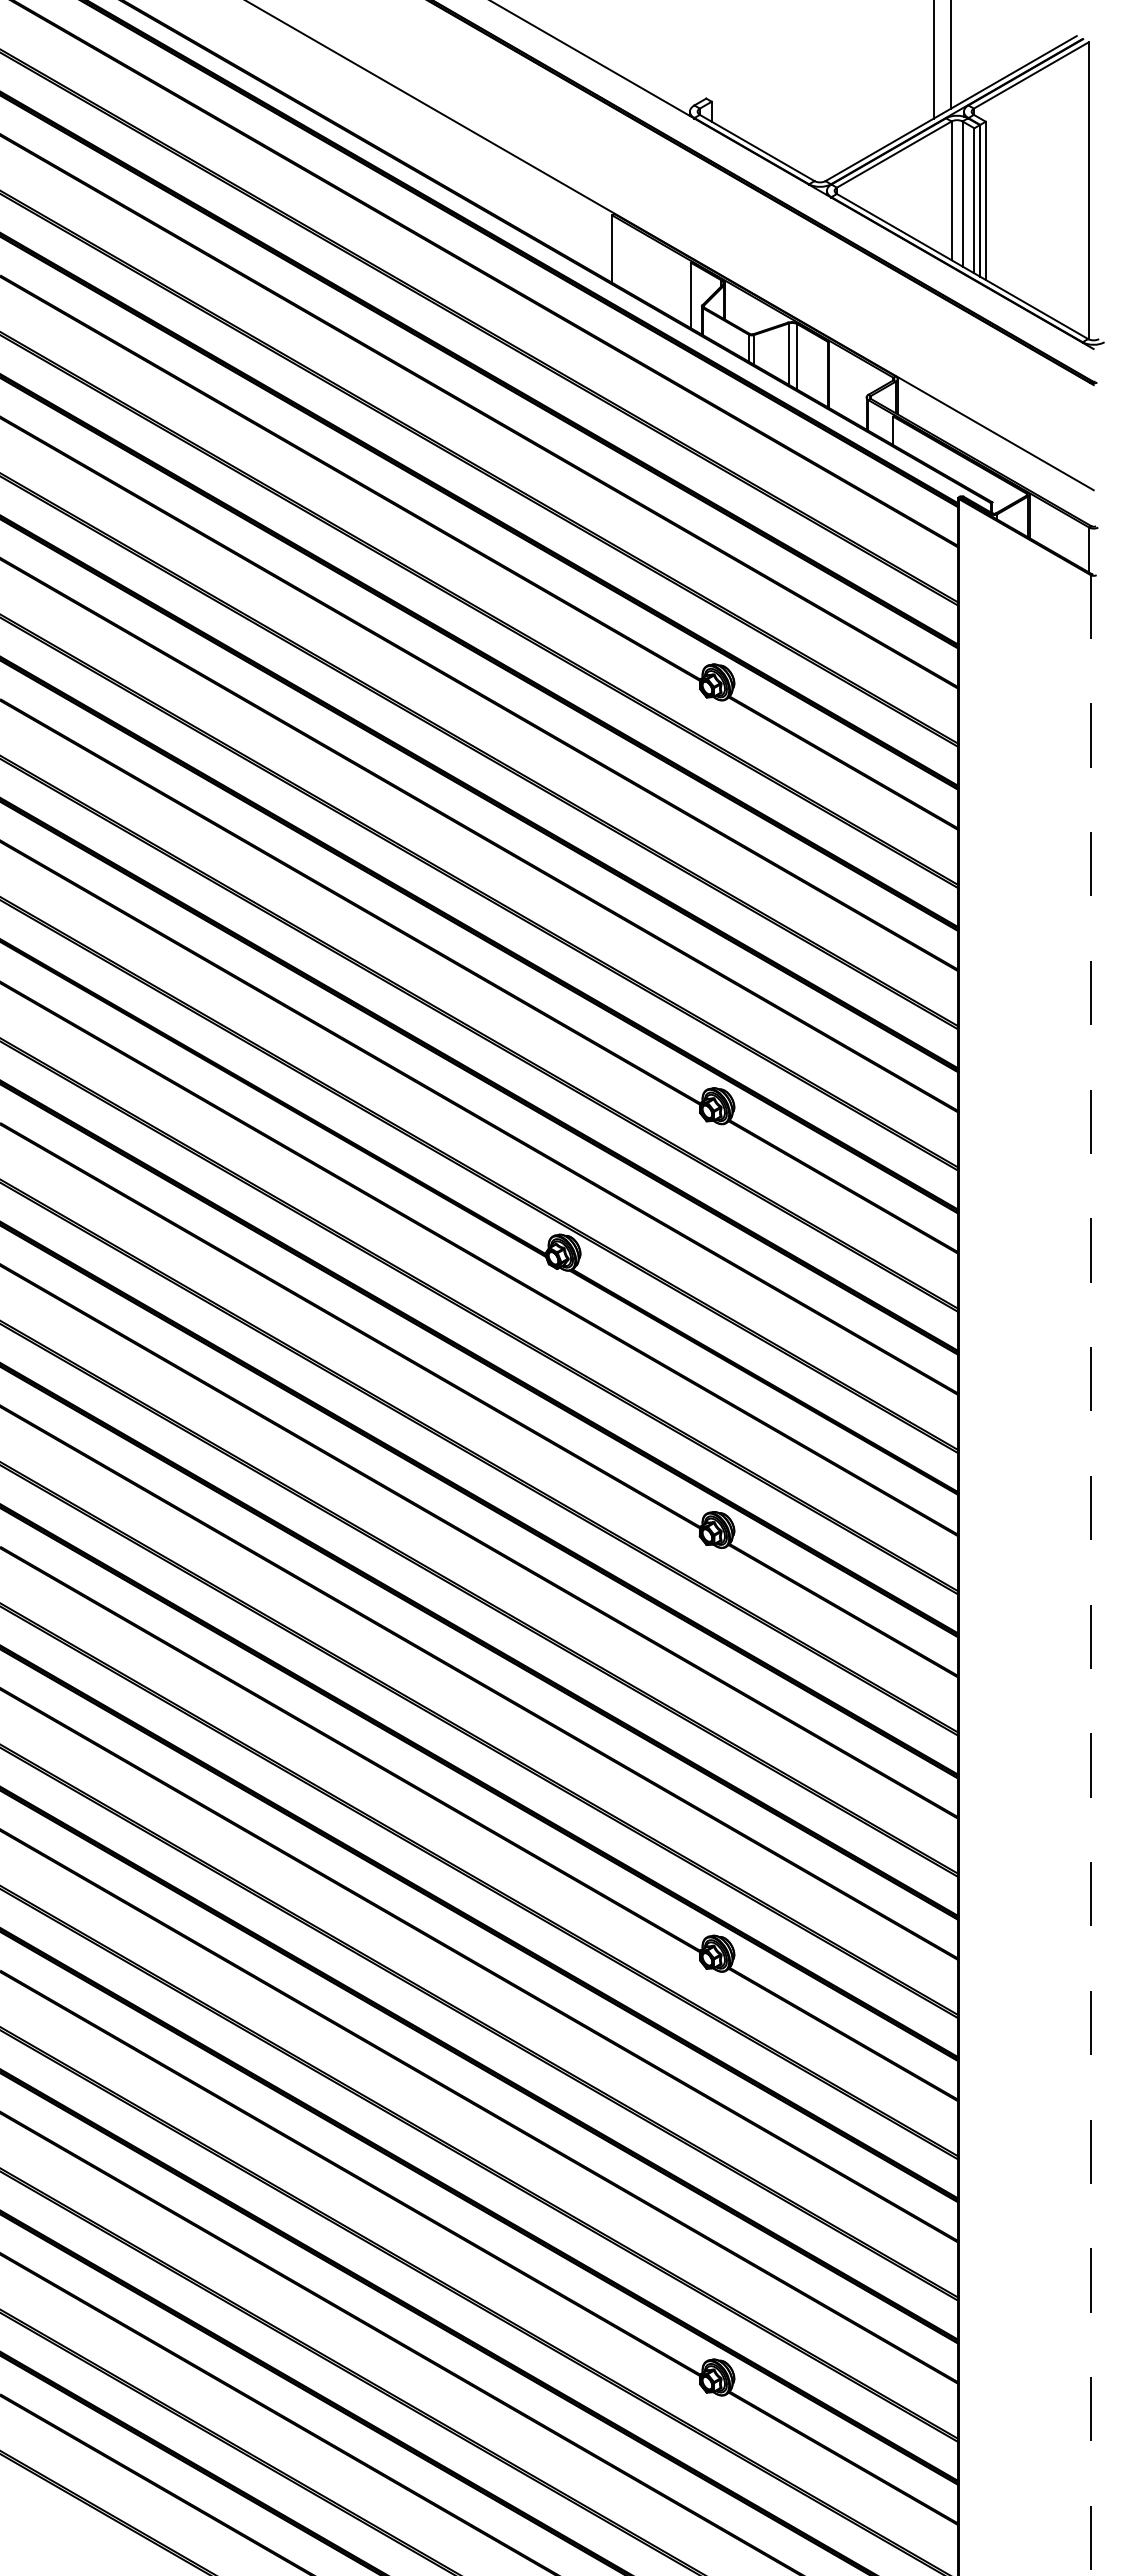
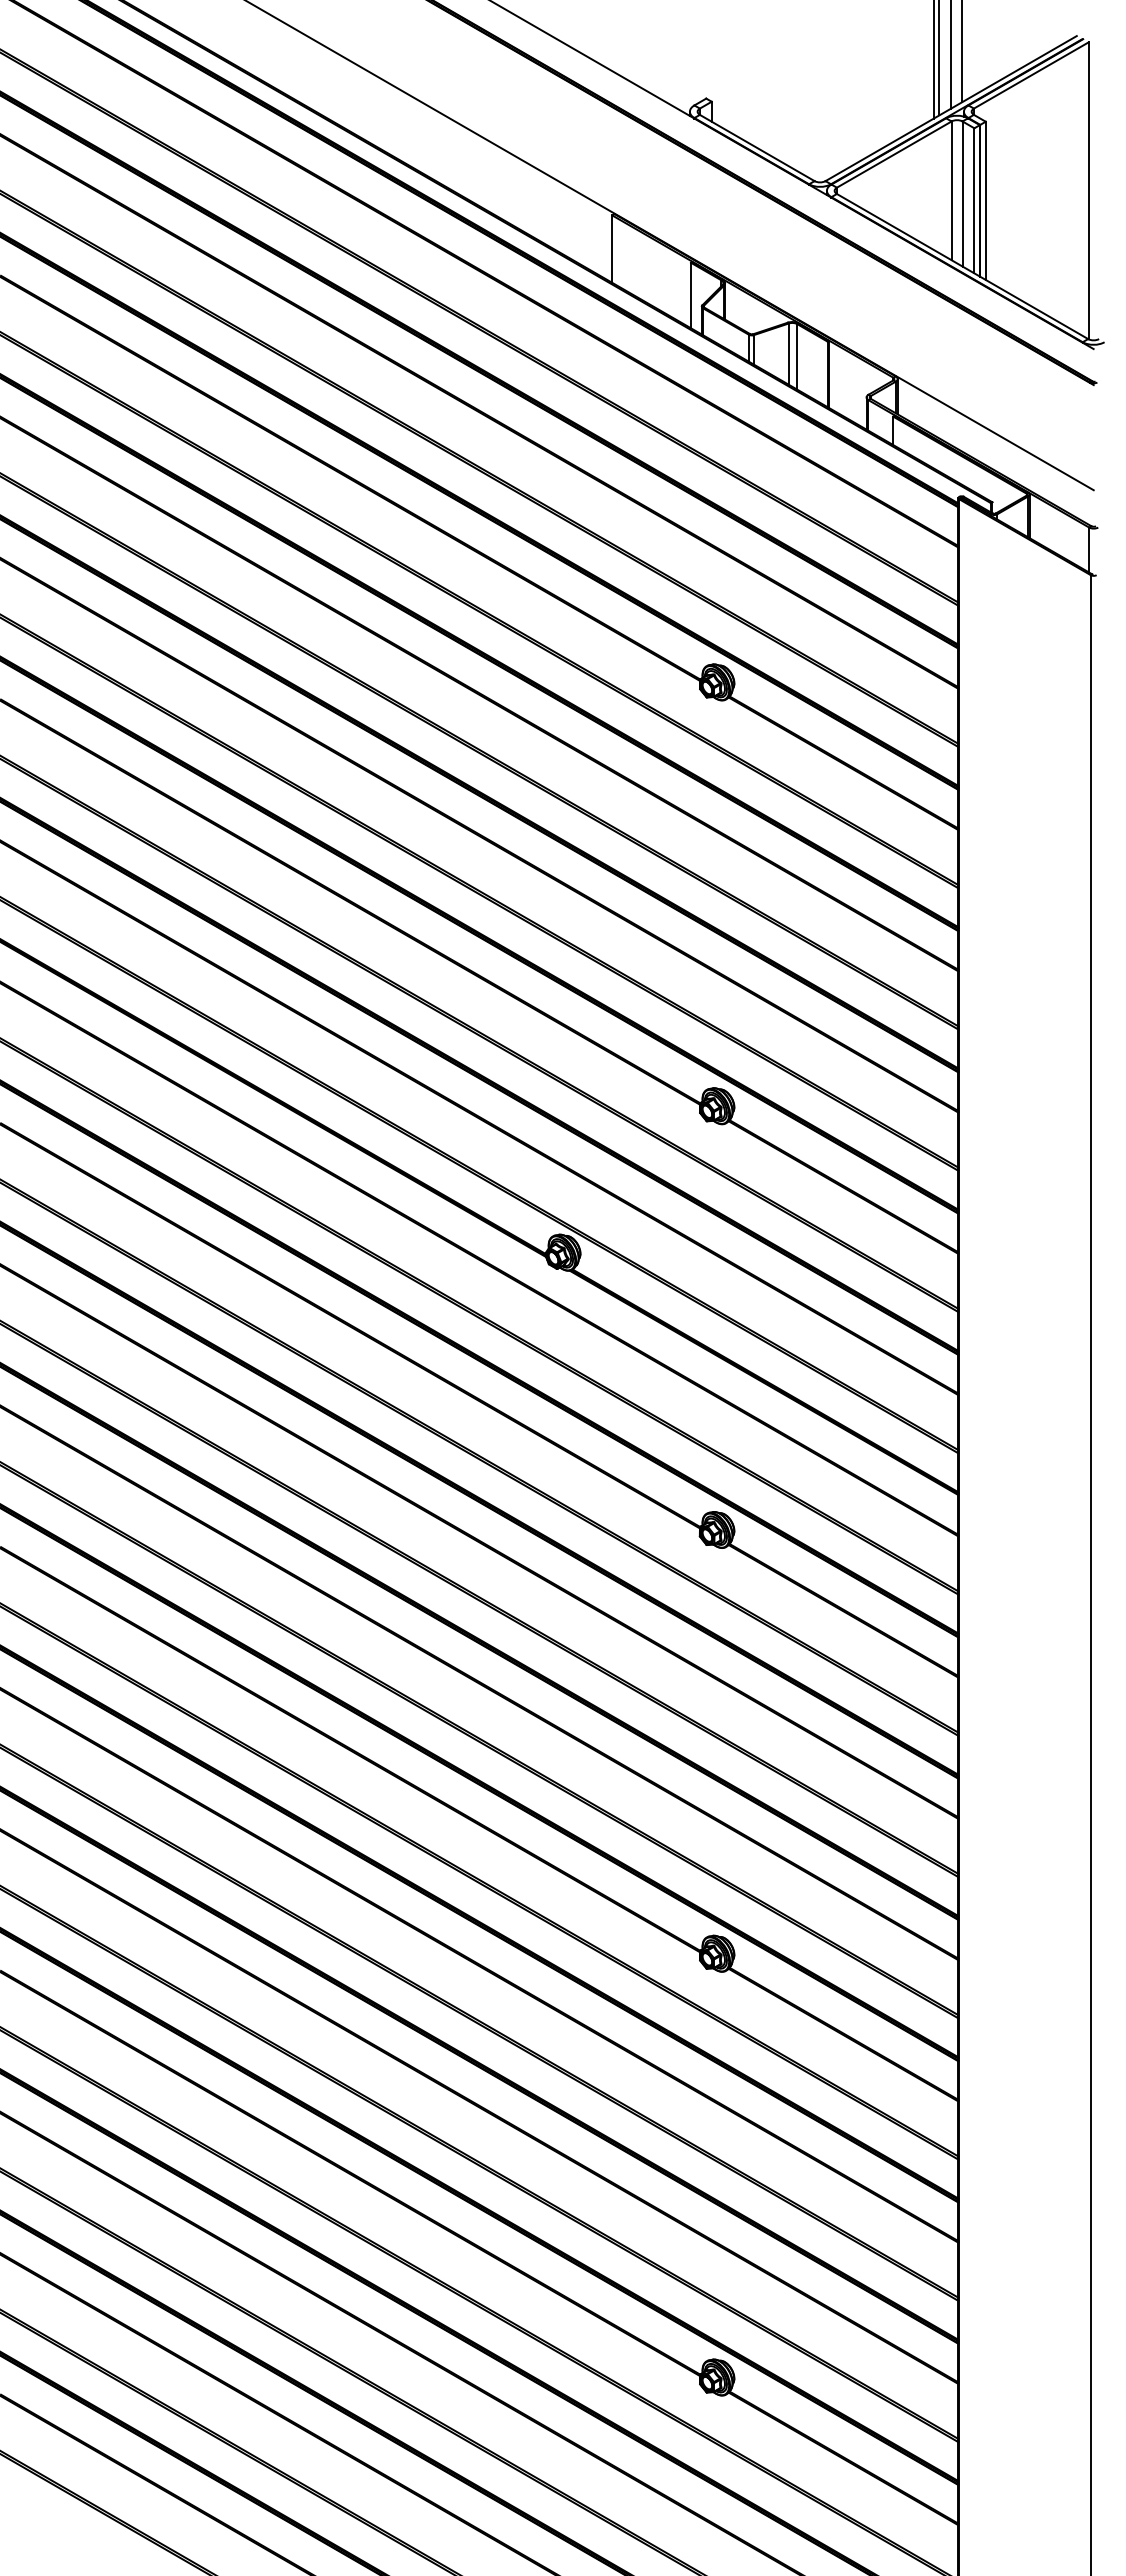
line: none -> present (962, 52)
line: none -> present (939, 58)
line: dashed -> solid (1090, 1575)
